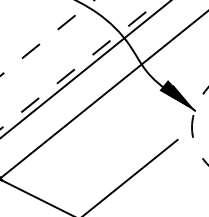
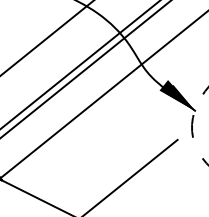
line: dashed -> solid (46, 38)
line: dashed -> solid (80, 64)
